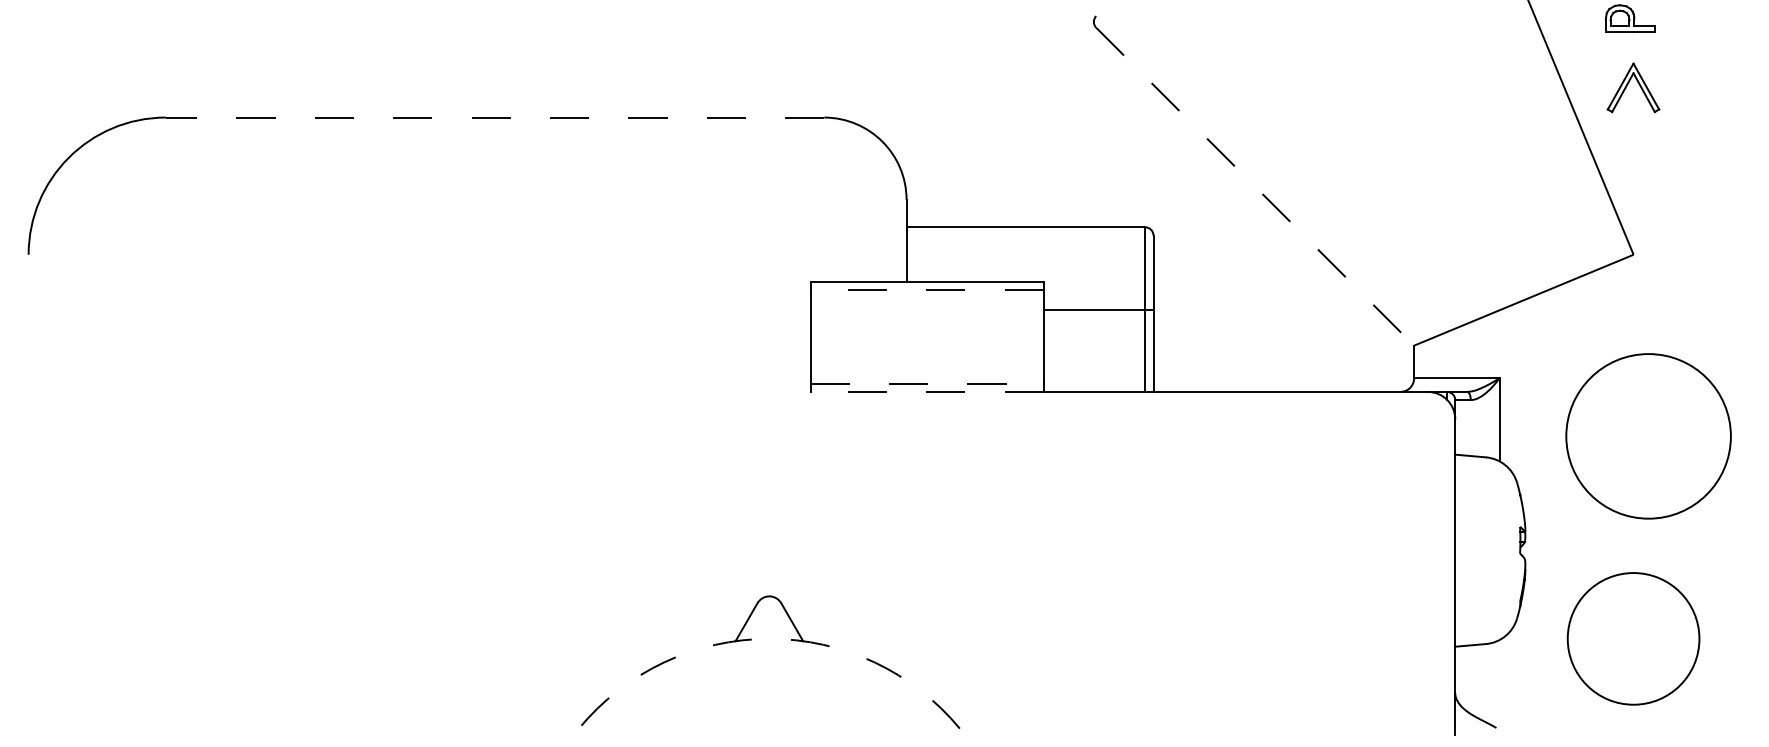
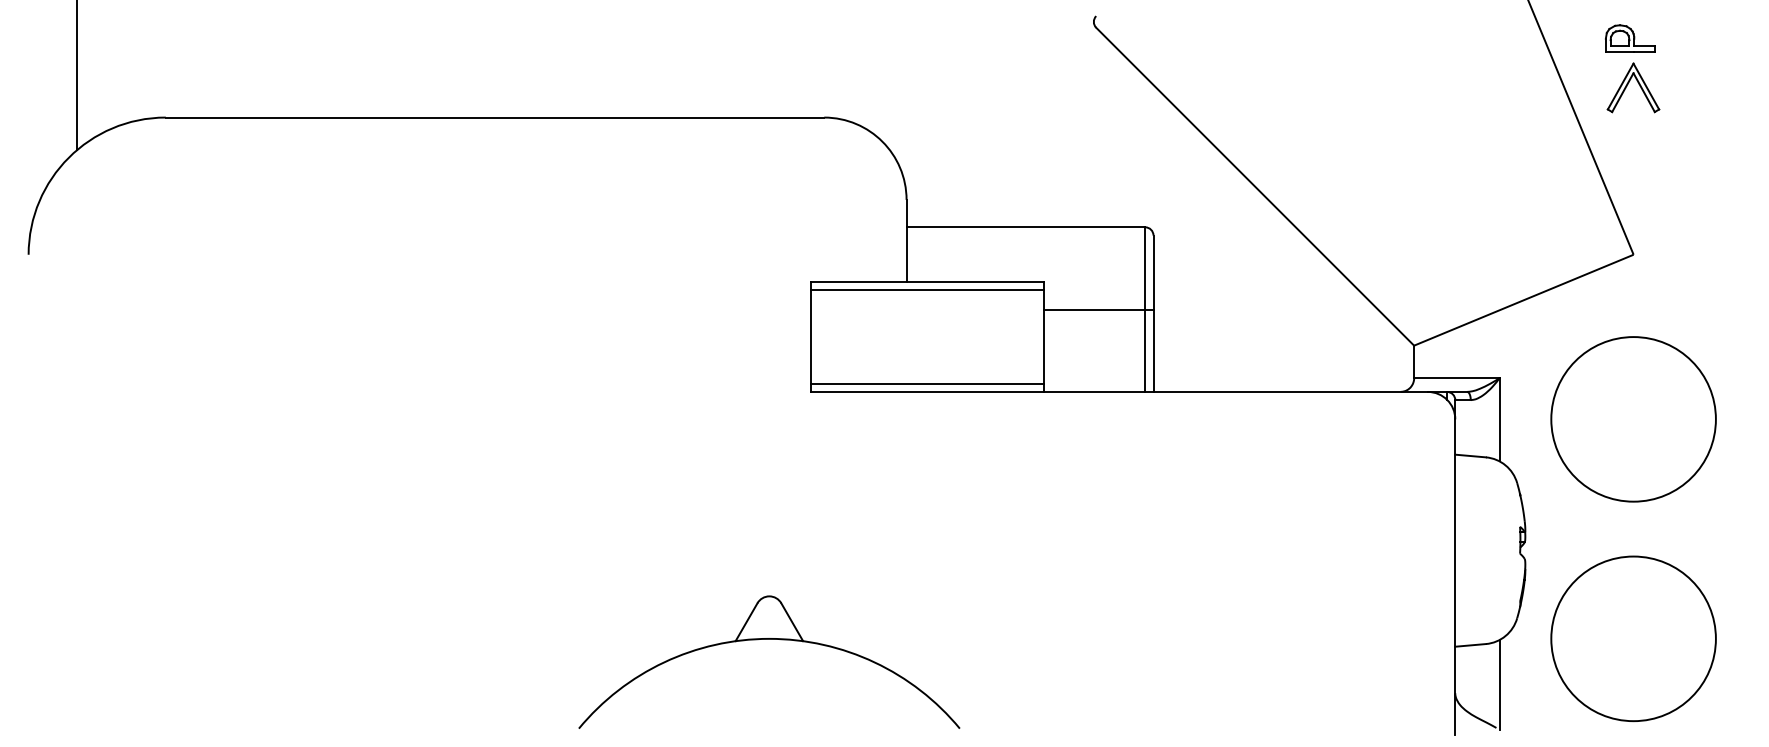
part position: (1630, 18) -> (1630, 38) (1630, 38)
line: none -> present (77, 75)
line: dashed -> solid (494, 117)
line: dashed -> solid (1255, 186)
line: dashed -> solid (927, 290)
line: dashed -> solid (927, 383)
line: dashed -> solid (927, 391)
circle position: (1648, 436) -> (1633, 419) (1633, 419)
arc: dashed -> solid (769, 638)
circle size: 135x134 px -> 167x168 px (1633, 638)
line: none -> present (1499, 685)
